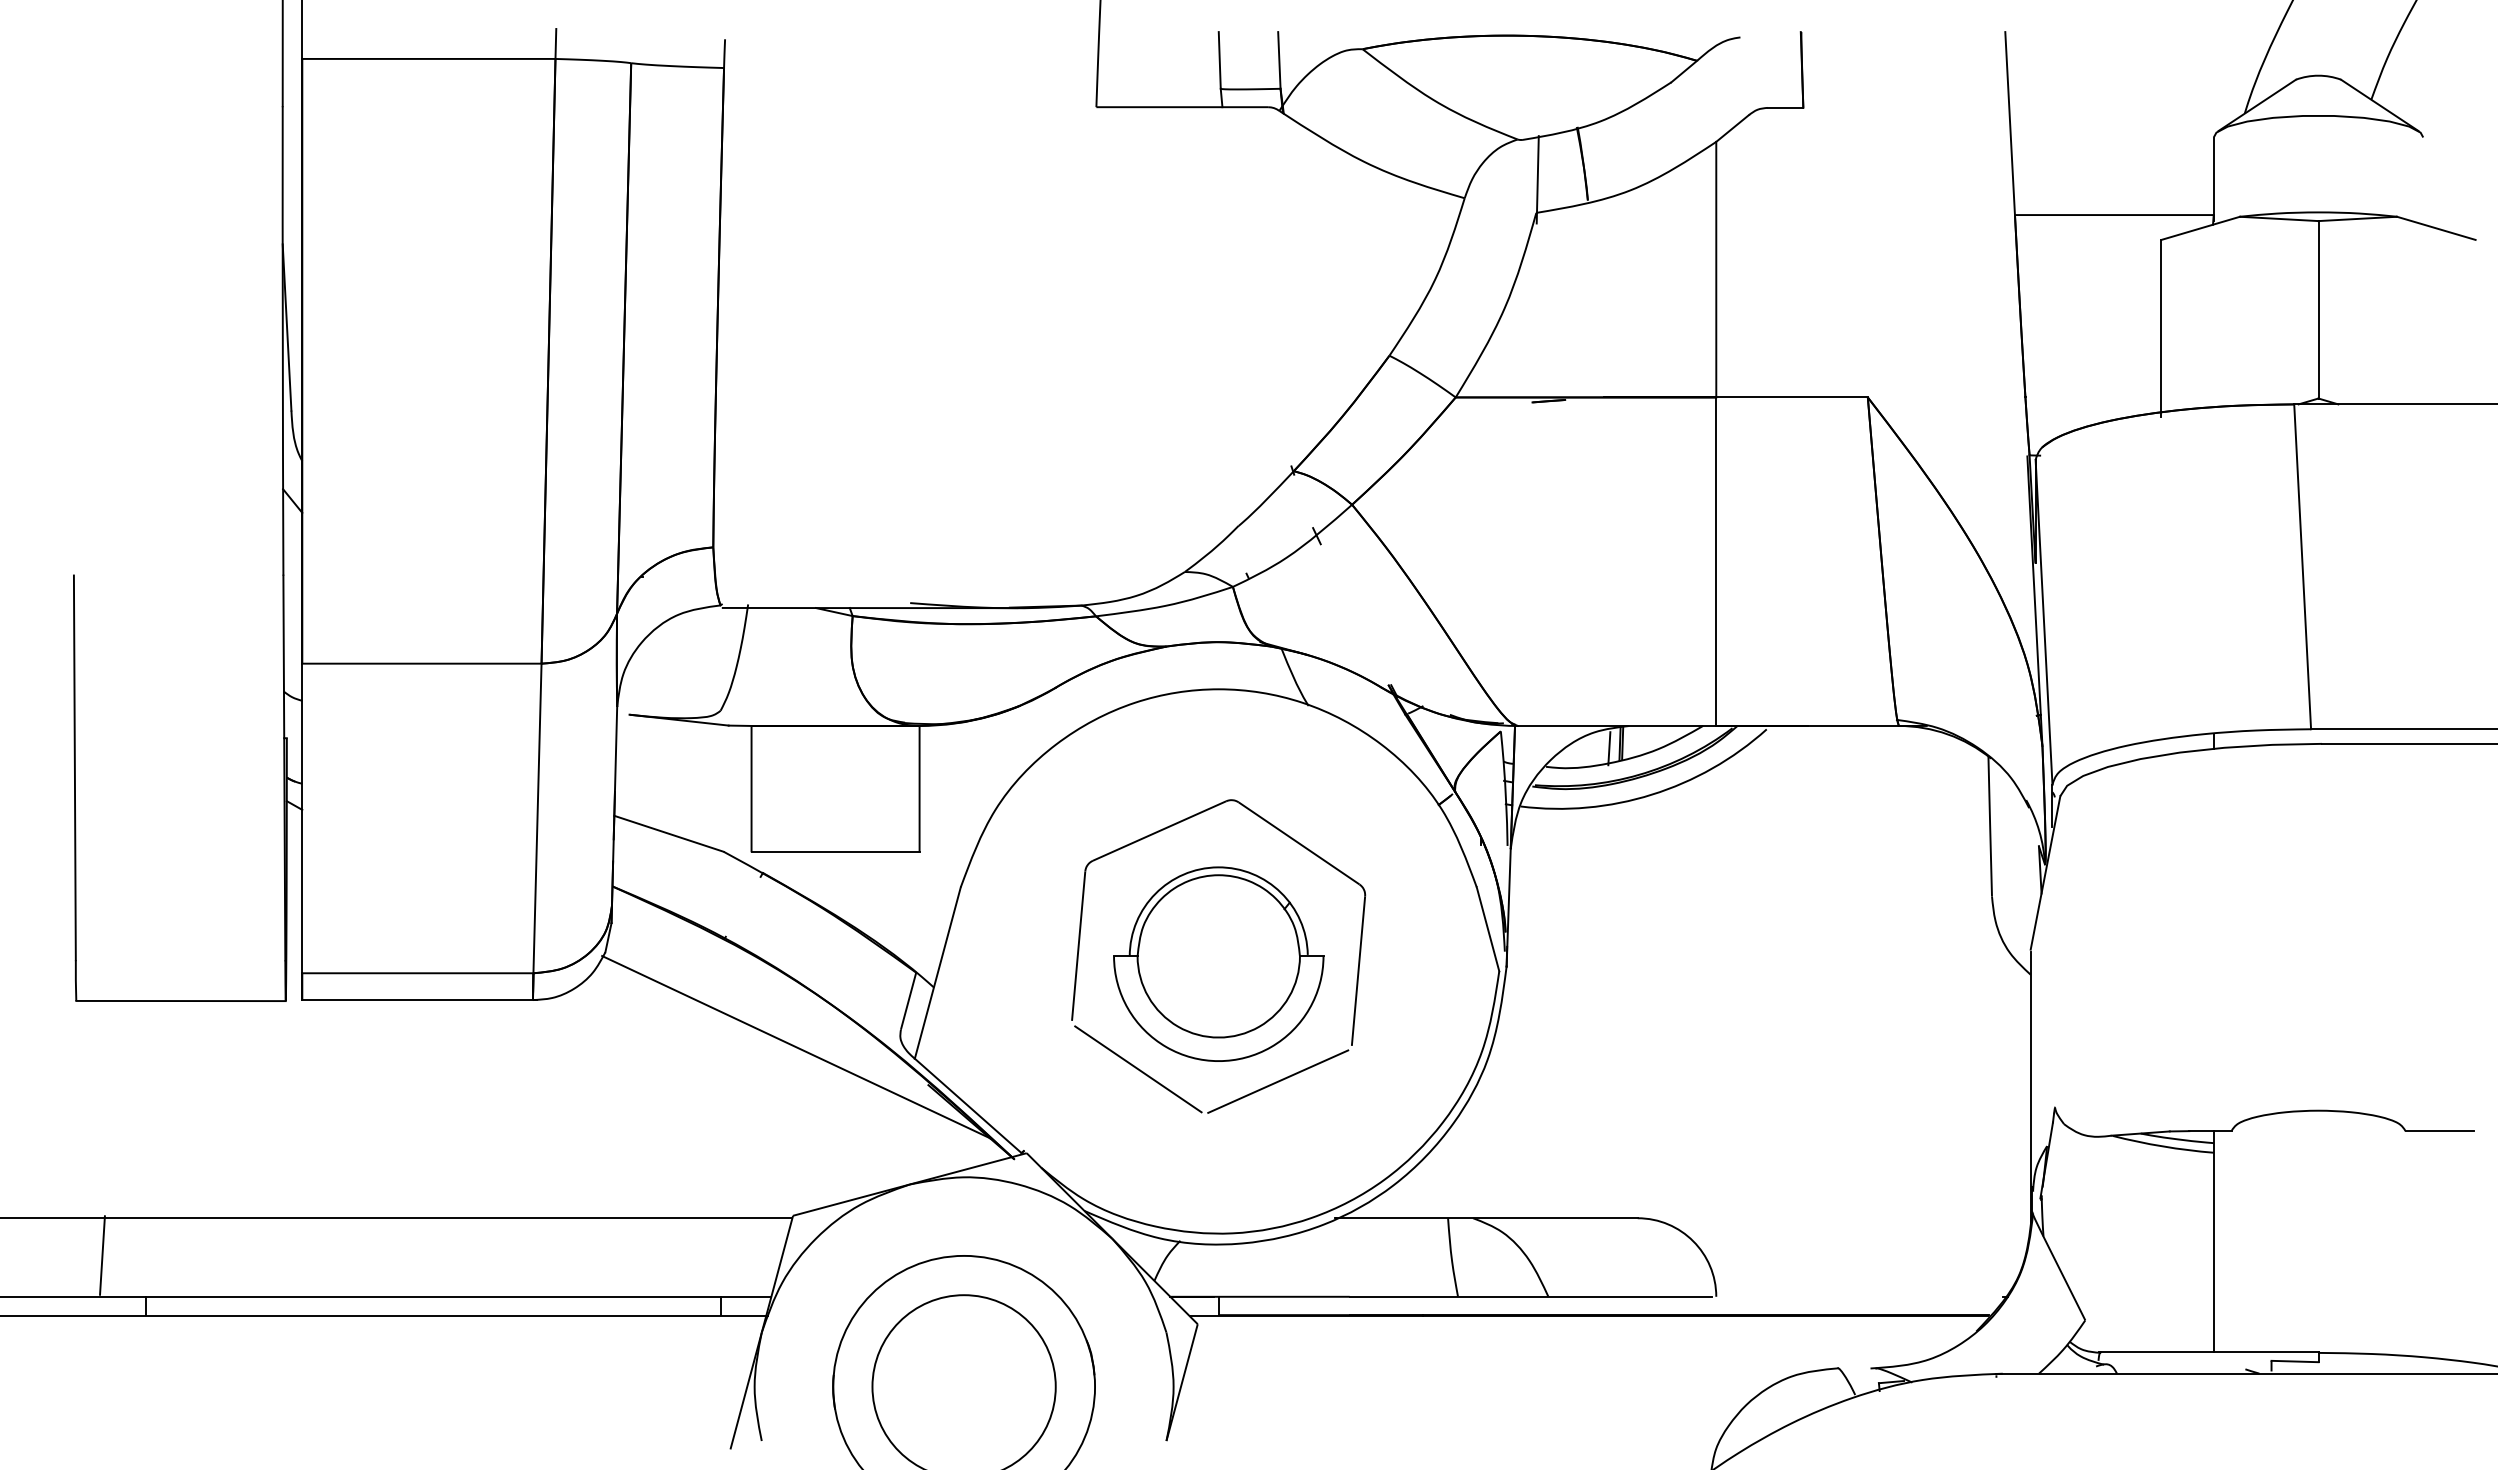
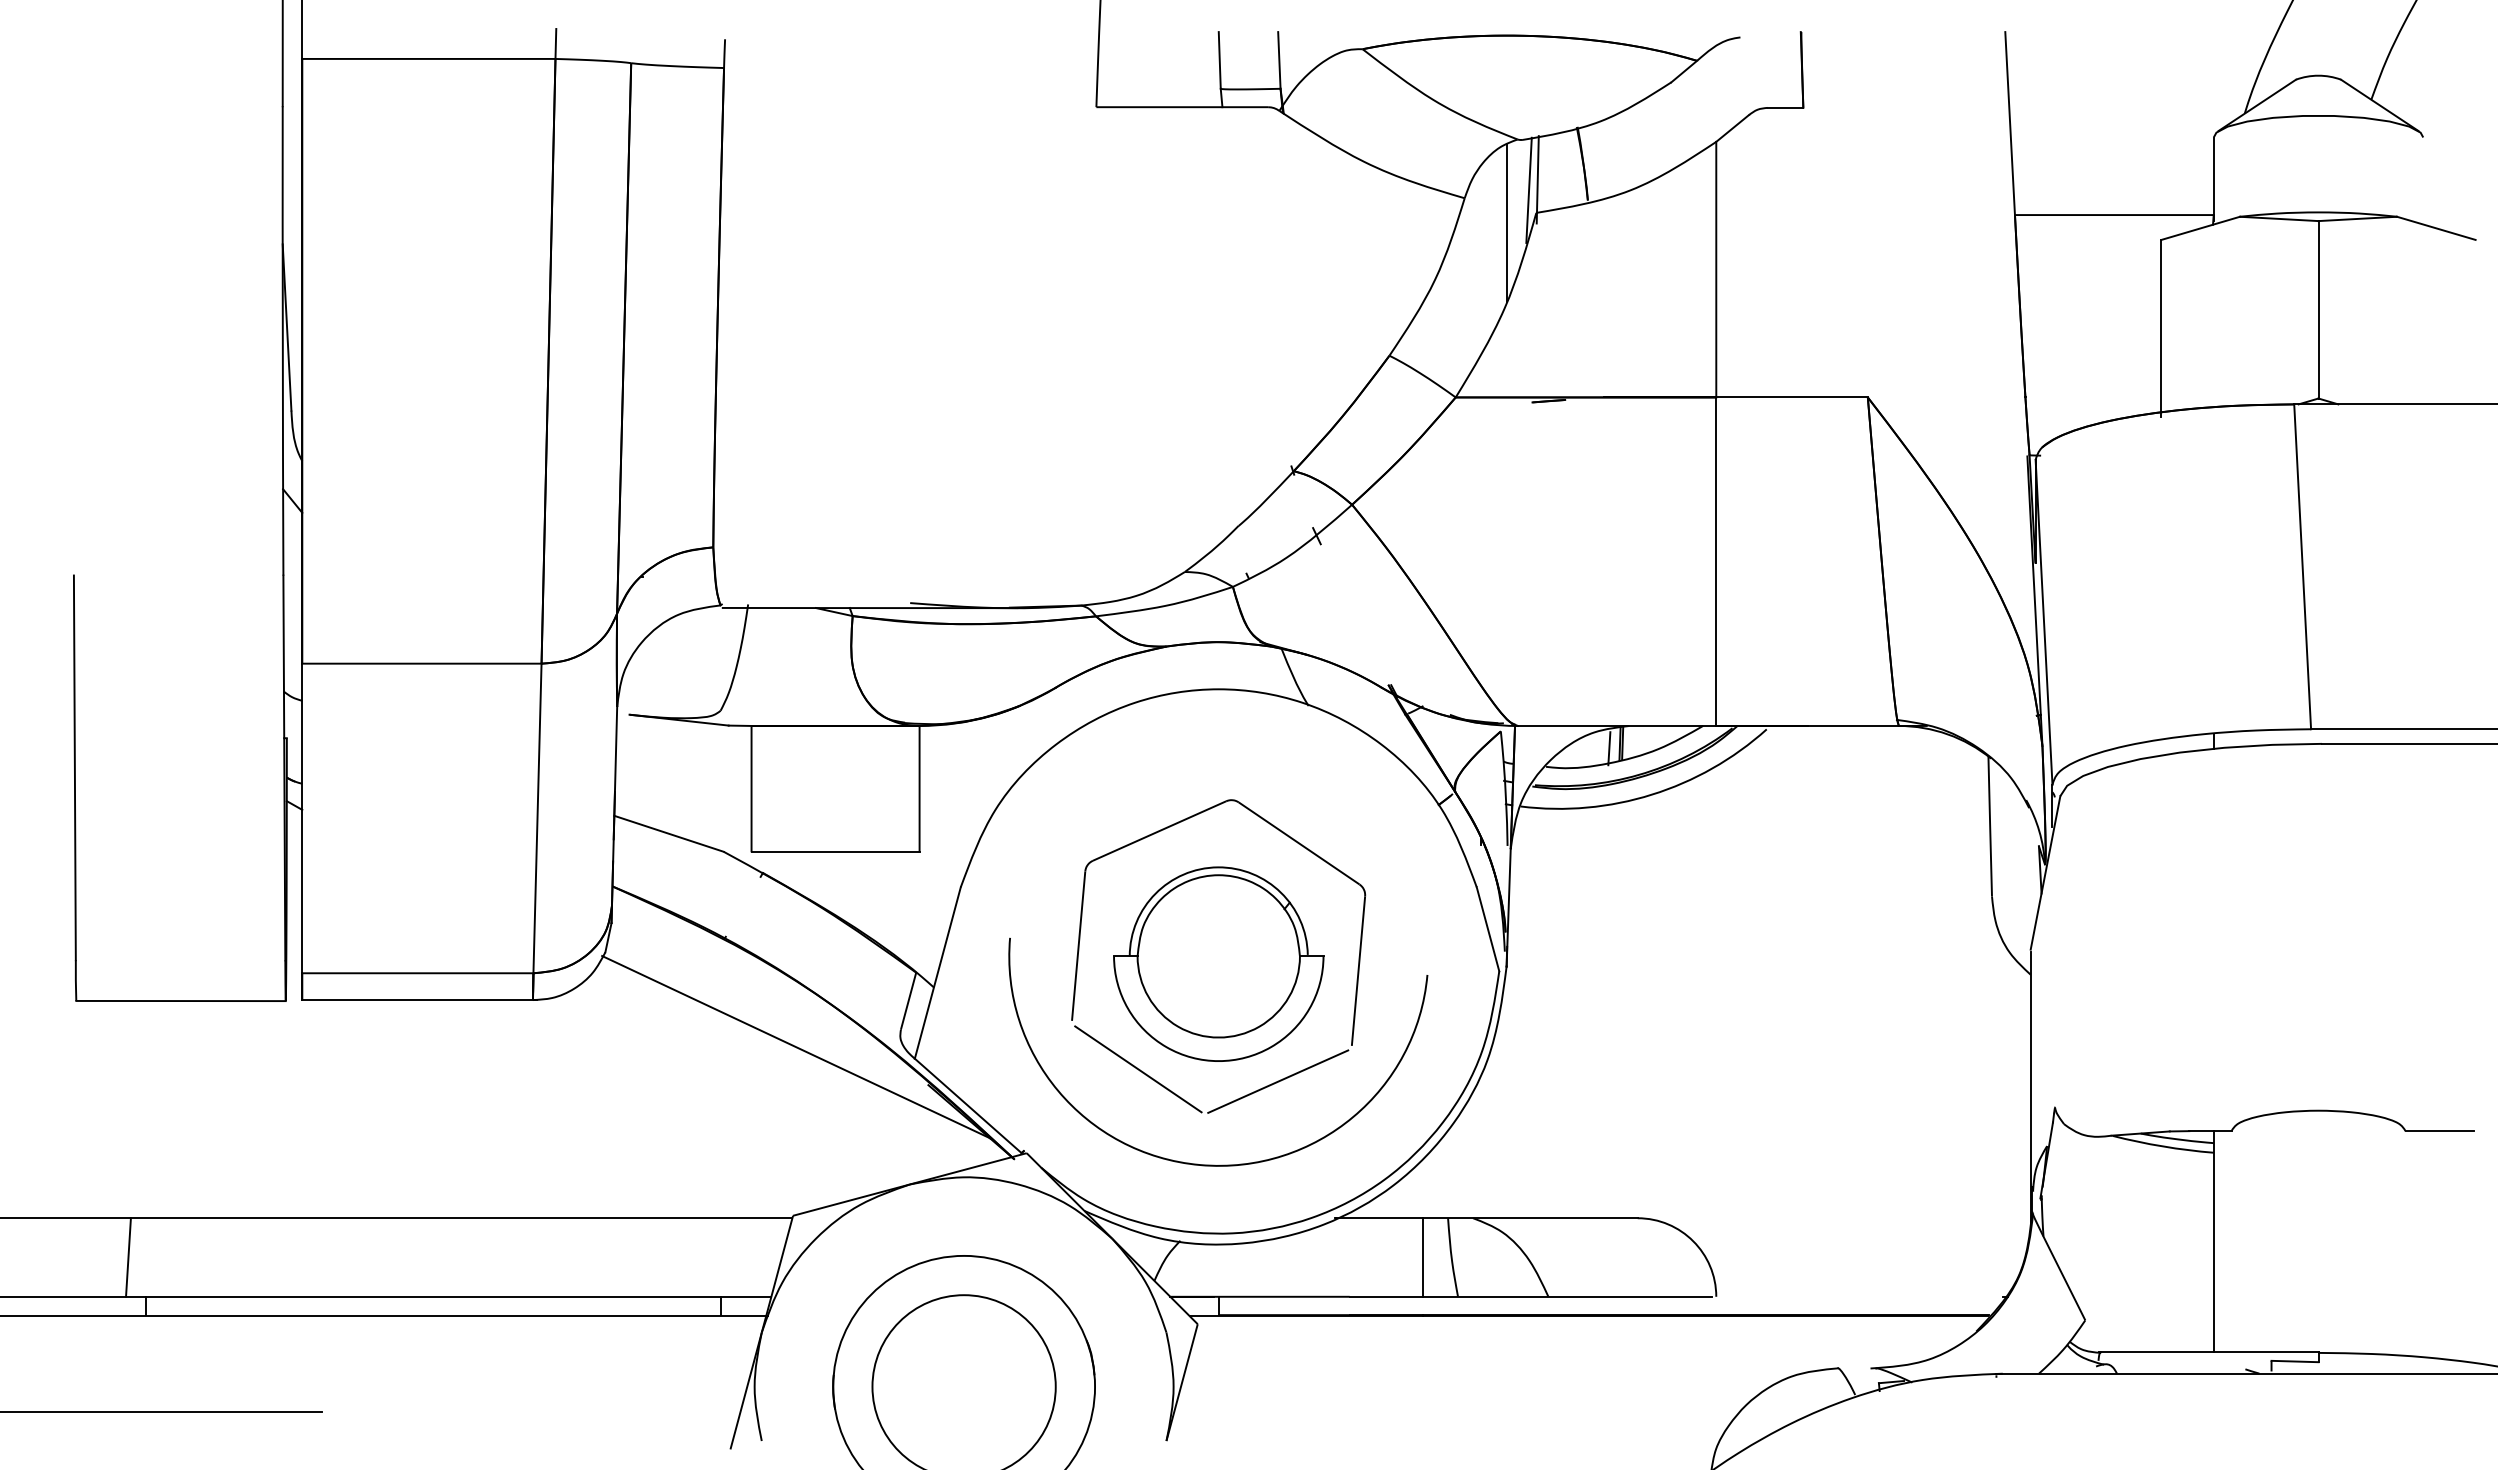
line: none -> present (1528, 189)
line: none -> present (1506, 222)
arc: none -> present (1221, 1164)
line position: (102, 1255) -> (128, 1257) (128, 1257)
line: none -> present (1423, 1257)
line: none -> present (161, 1412)
